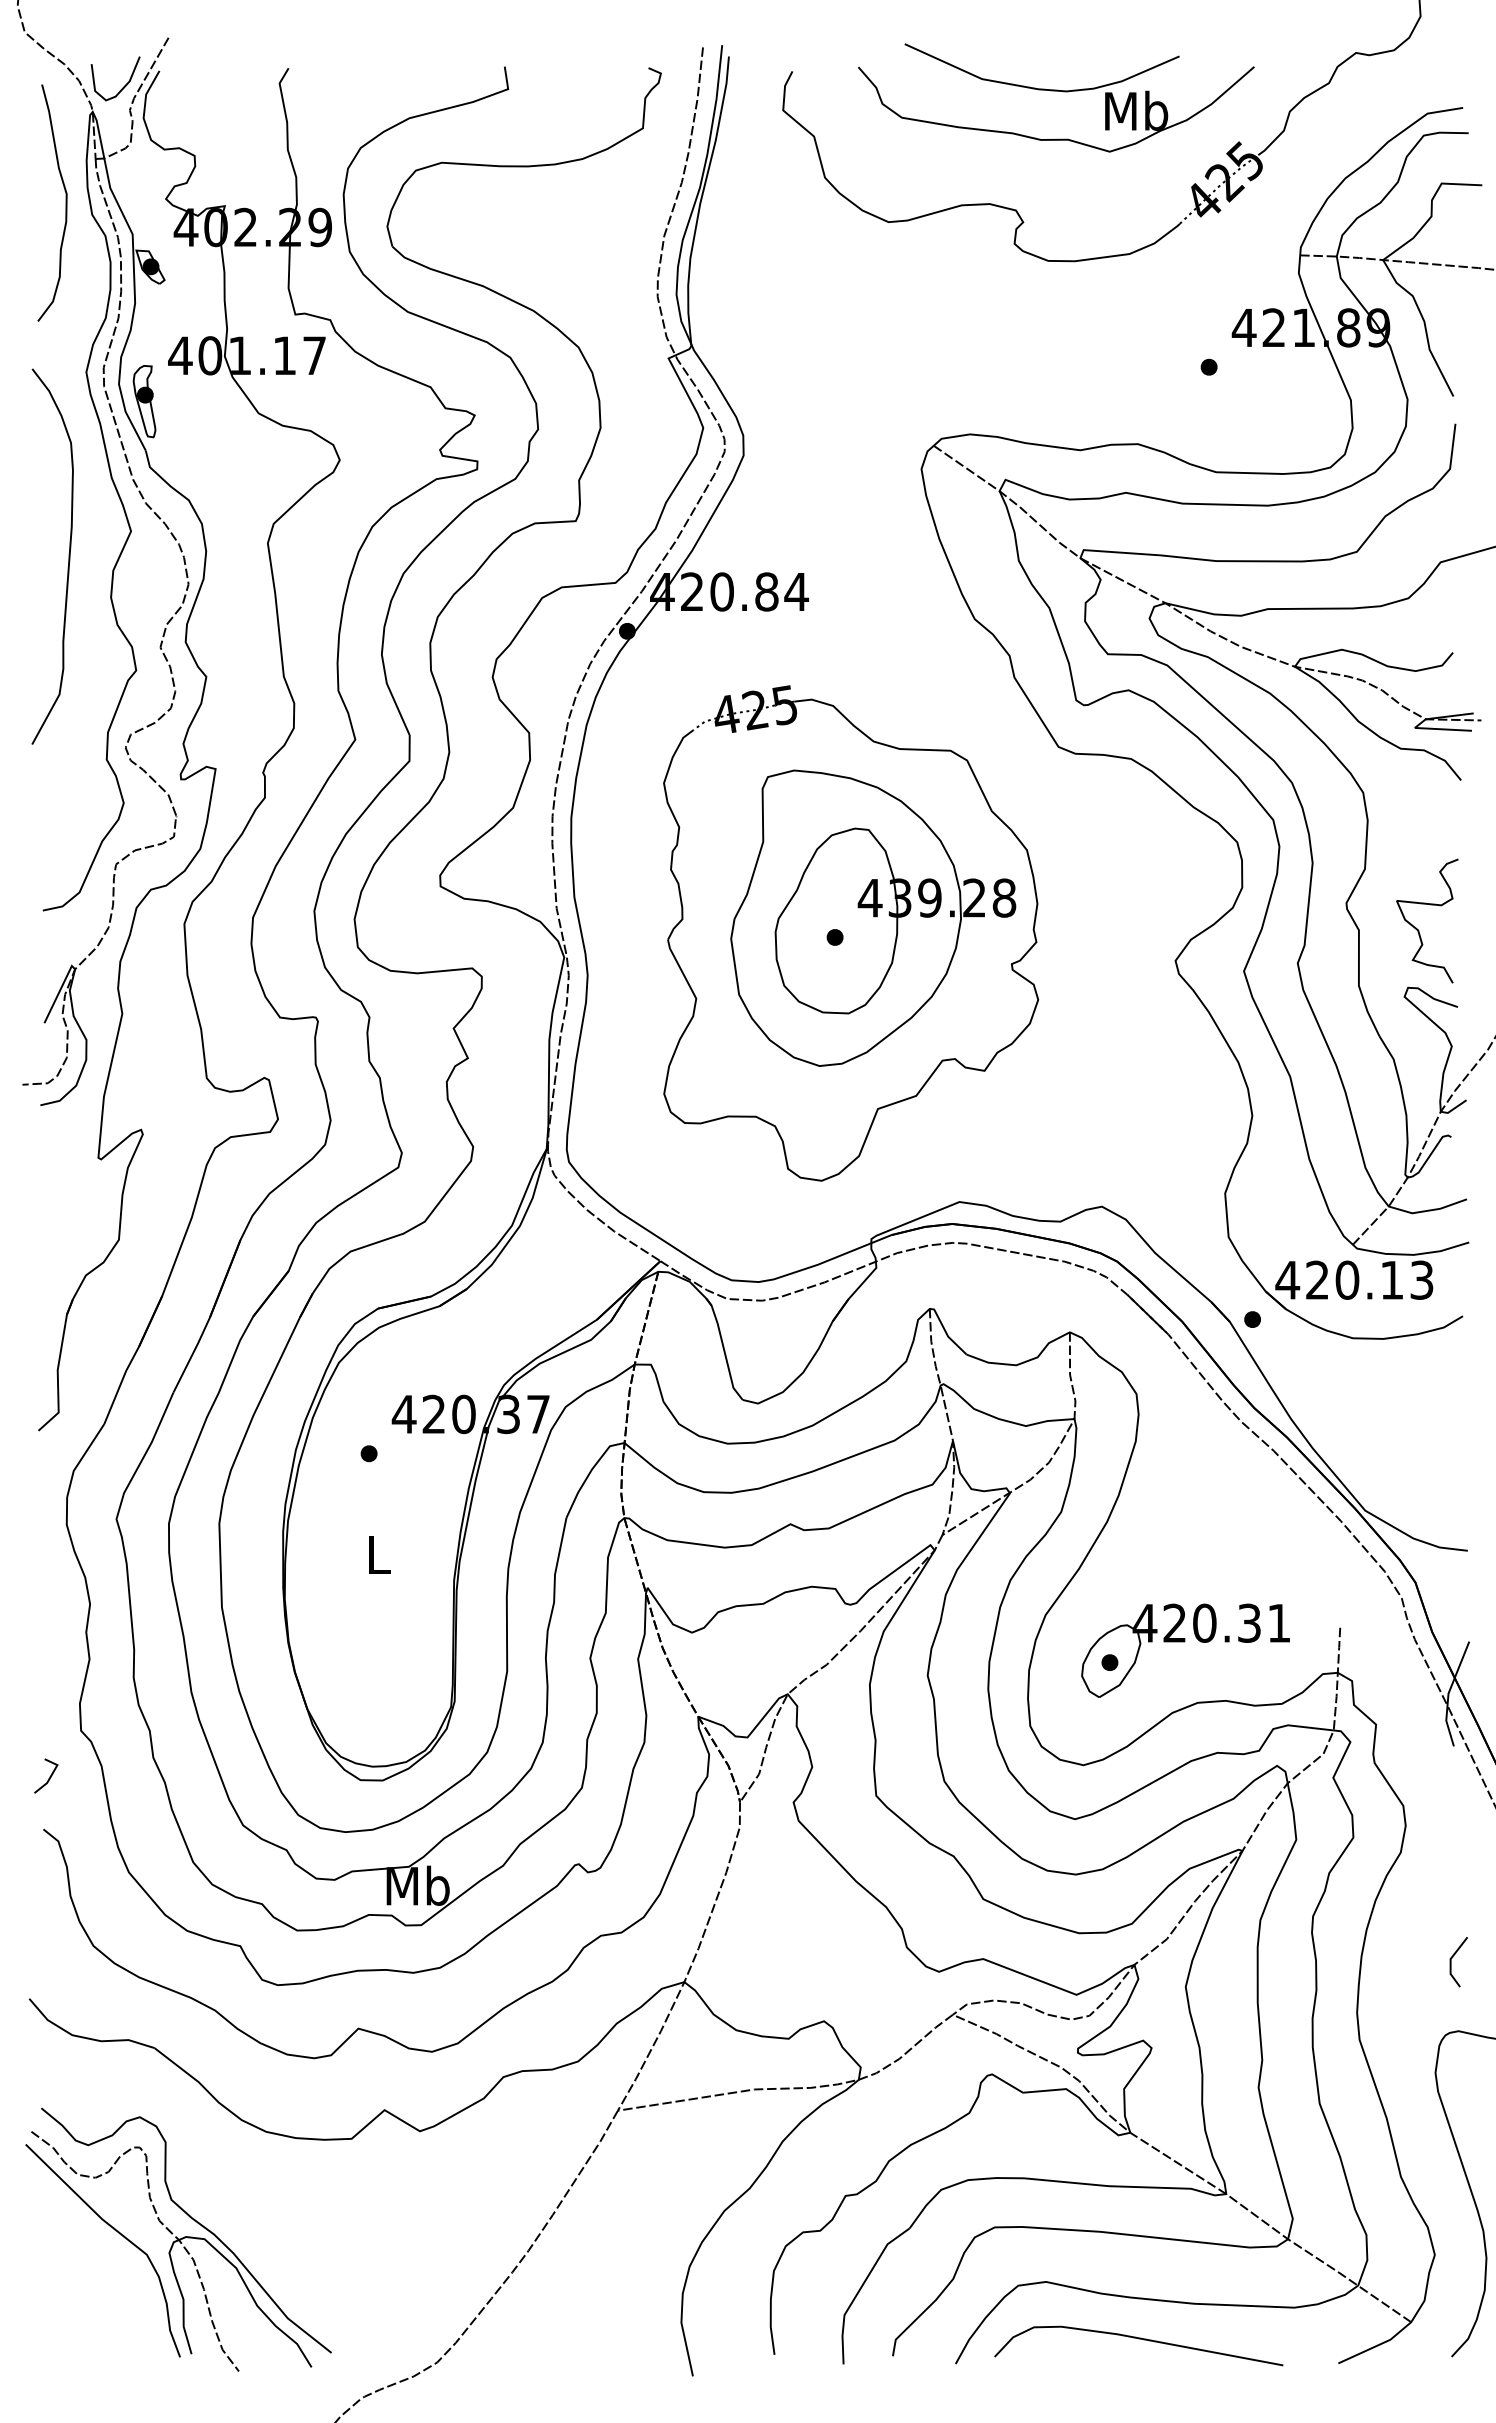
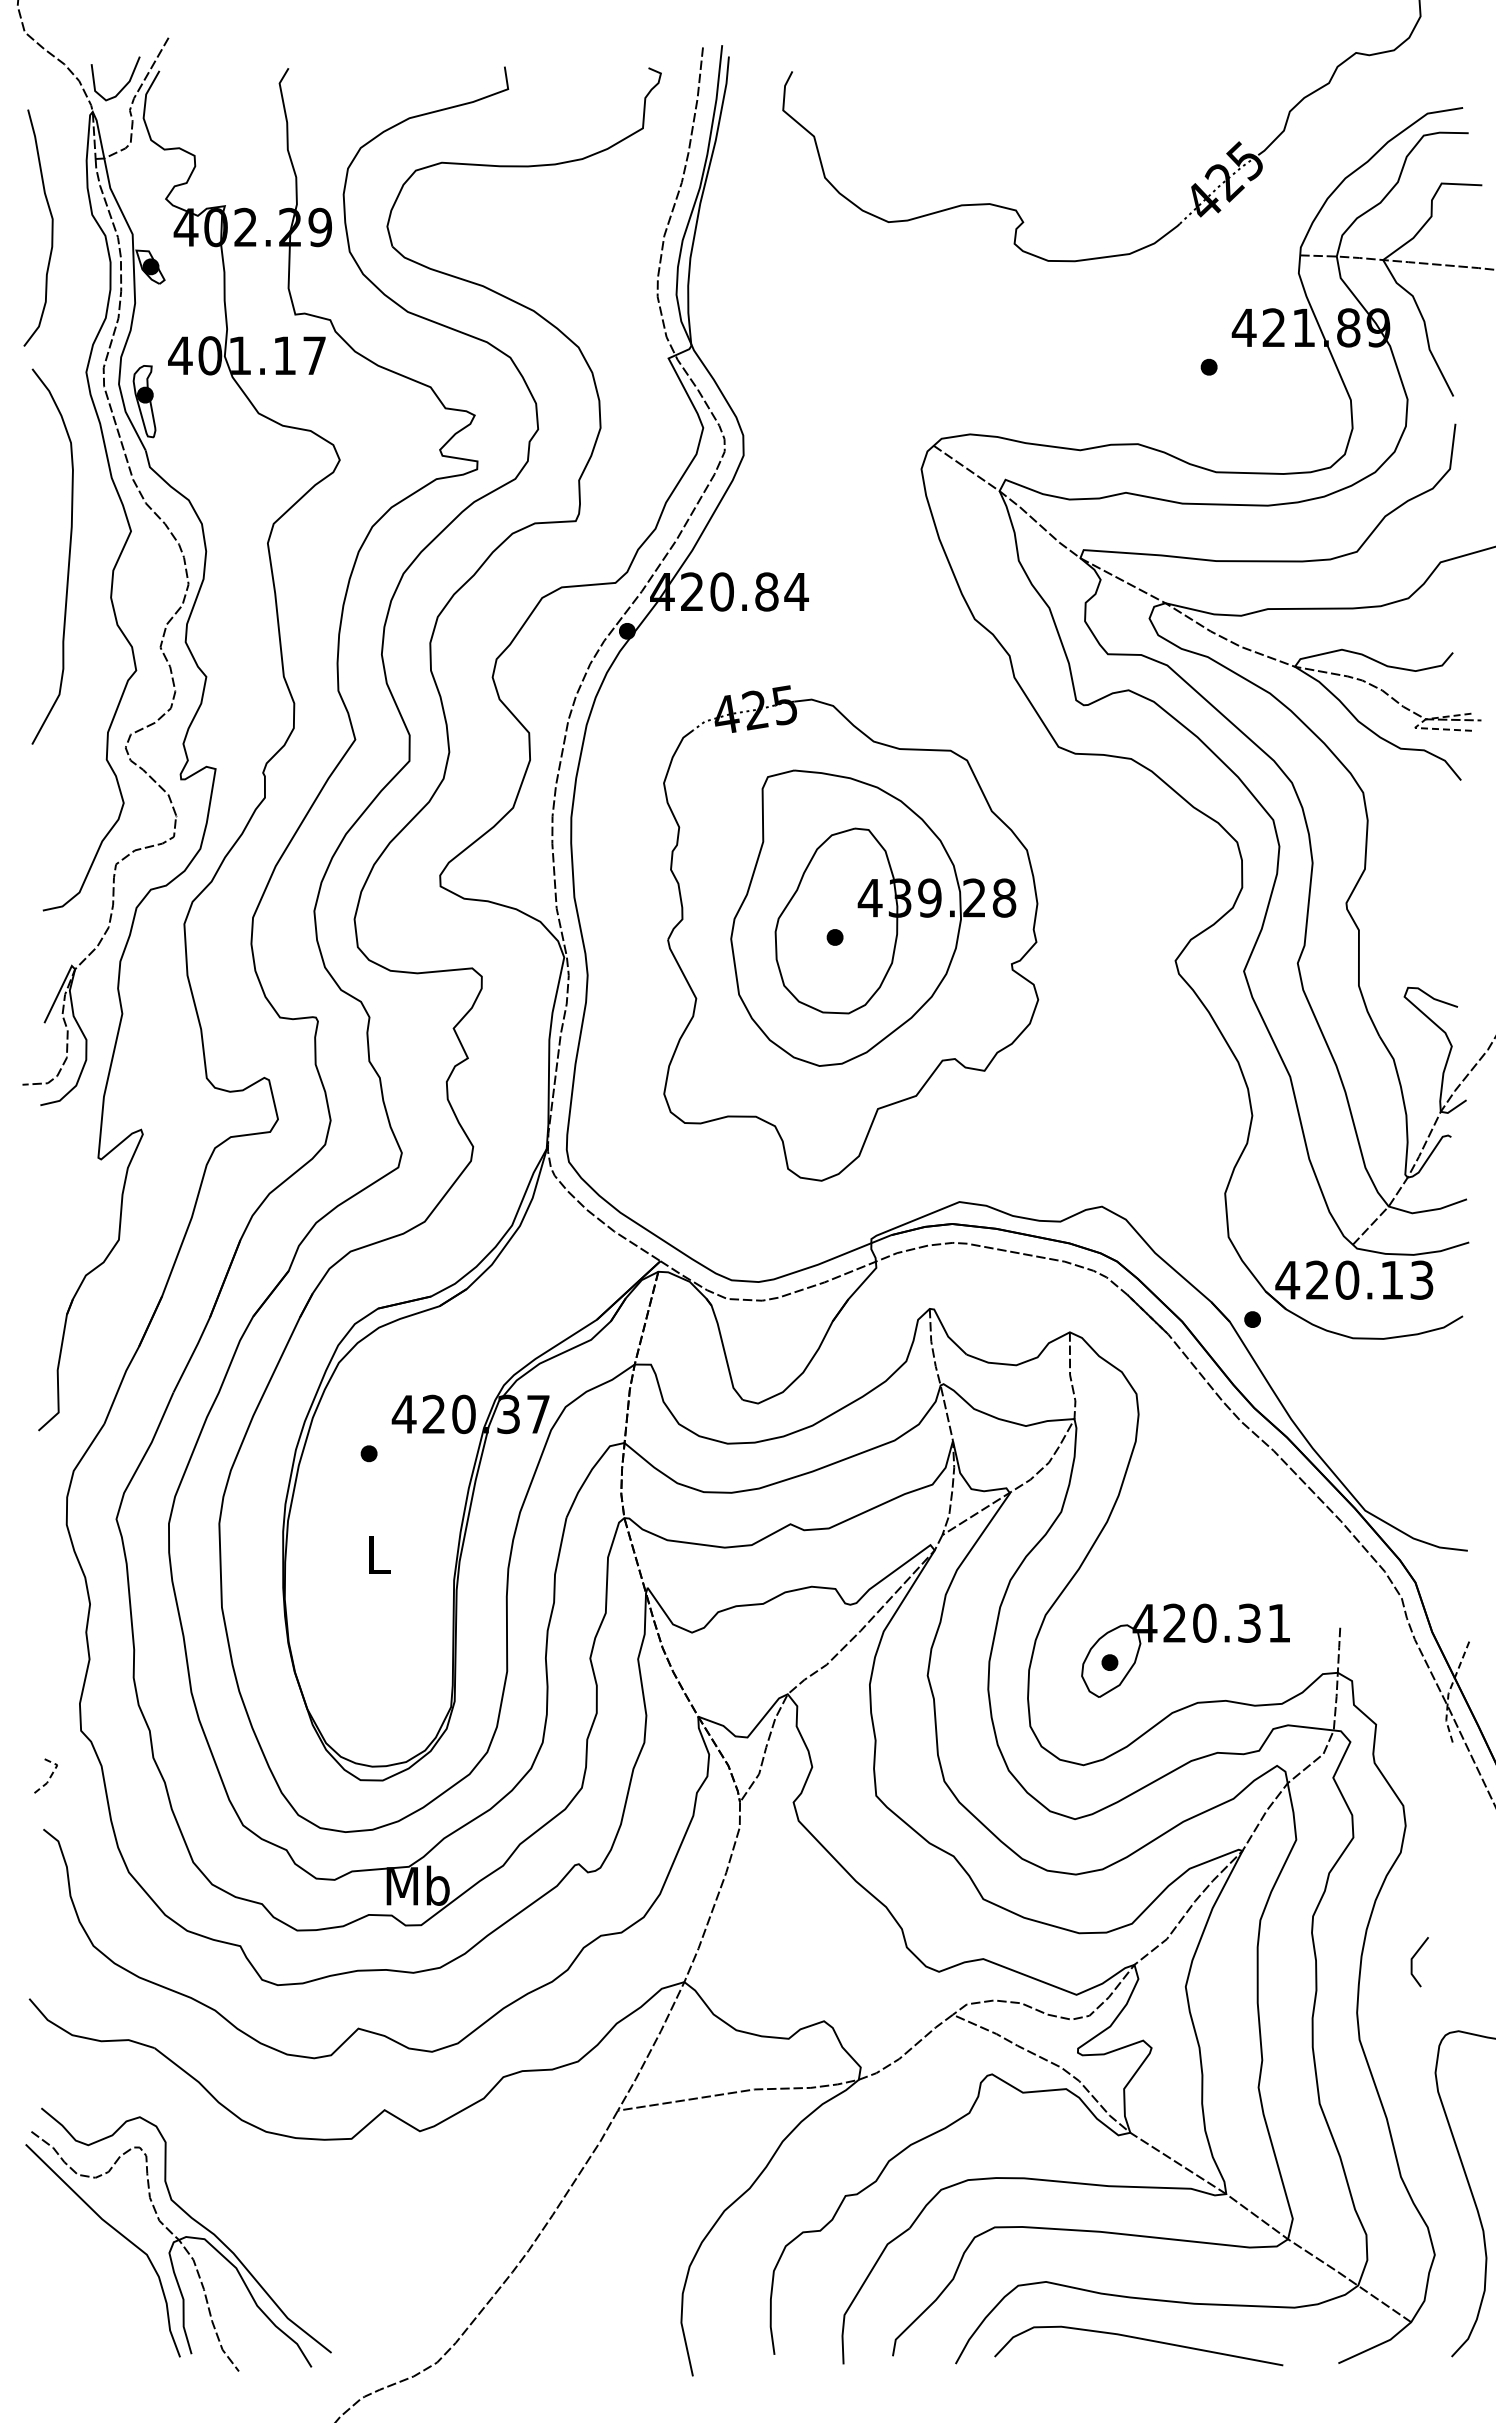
part: present -> none (1056, 97)
curve position: (65, 202) -> (51, 227) (51, 227)
line: solid -> dashed (1417, 726)
curve: present -> none (1418, 929)
line: solid -> dashed (1448, 1693)
line: solid -> dashed (51, 1775)
line position: (1451, 1962) -> (1412, 1962) (1412, 1962)
